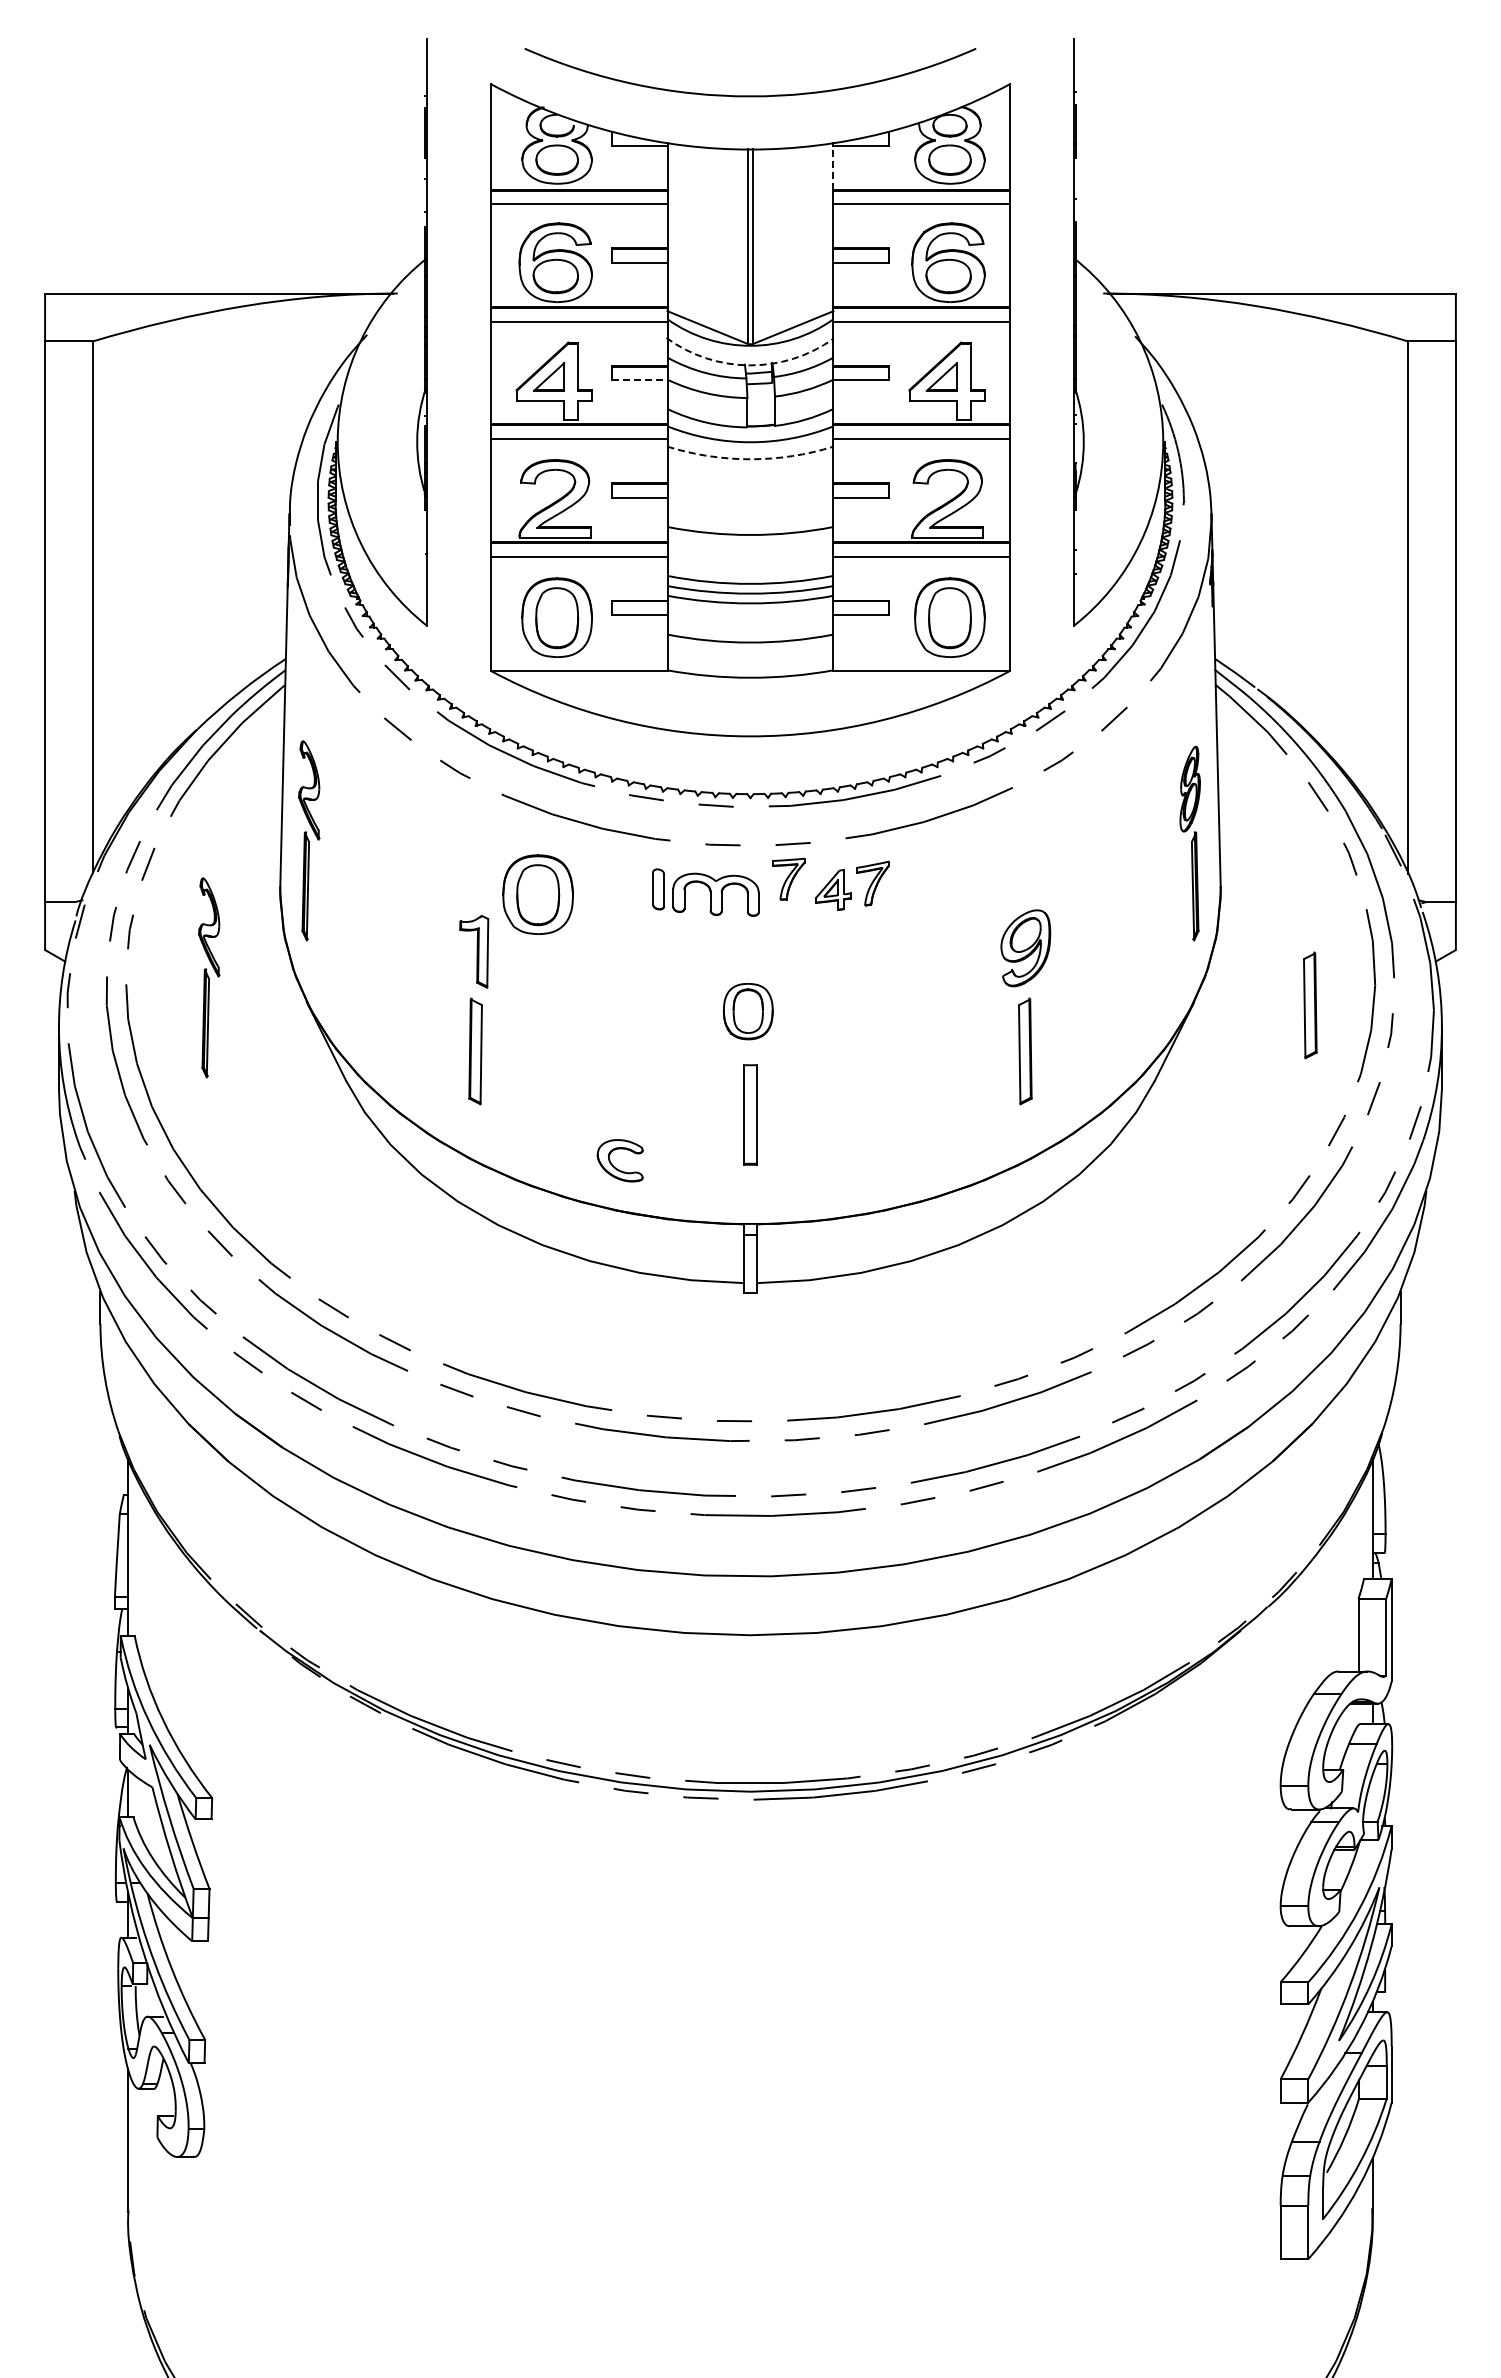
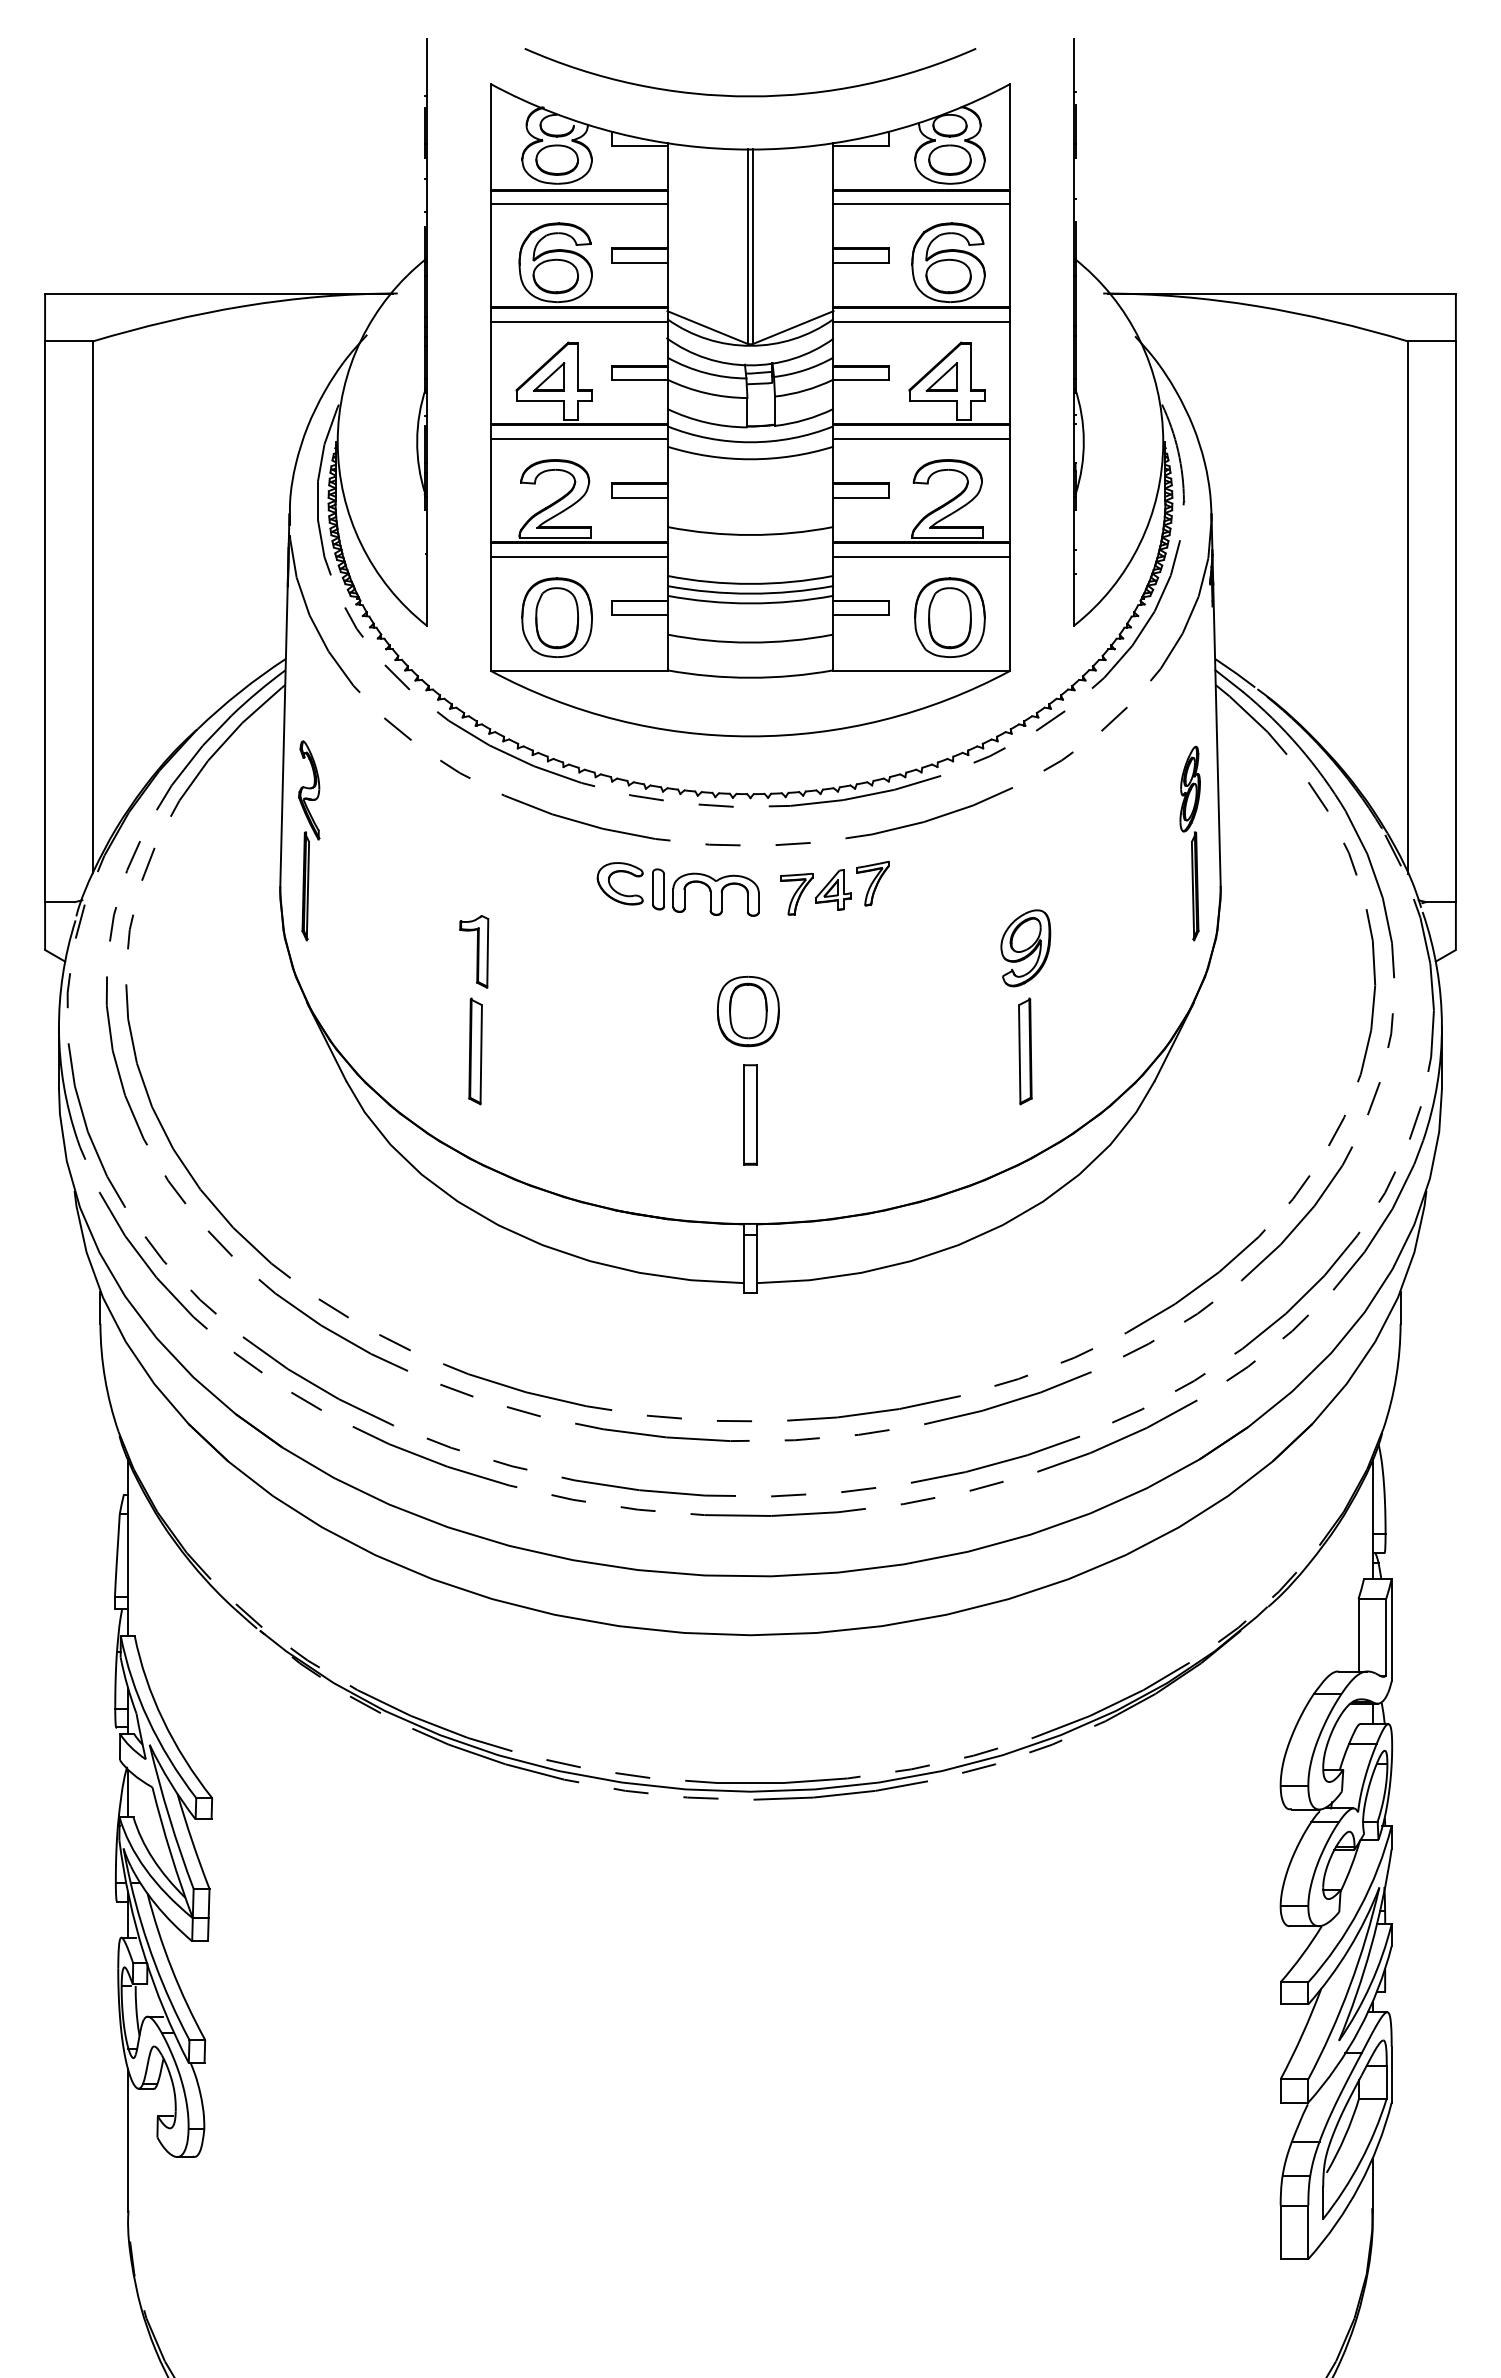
line: dashed -> solid (833, 167)
arc: dashed -> solid (749, 365)
line: dashed -> solid (639, 380)
arc: dashed -> solid (750, 459)
part position: (788, 878) -> (796, 893) (796, 893)
part: present -> none (537, 894)
part: present -> none (209, 977)
part: present -> none (1310, 1005)
part size: 51x58 px -> 64x72 px (747, 1011)
part position: (612, 1163) -> (612, 886) (612, 886)
